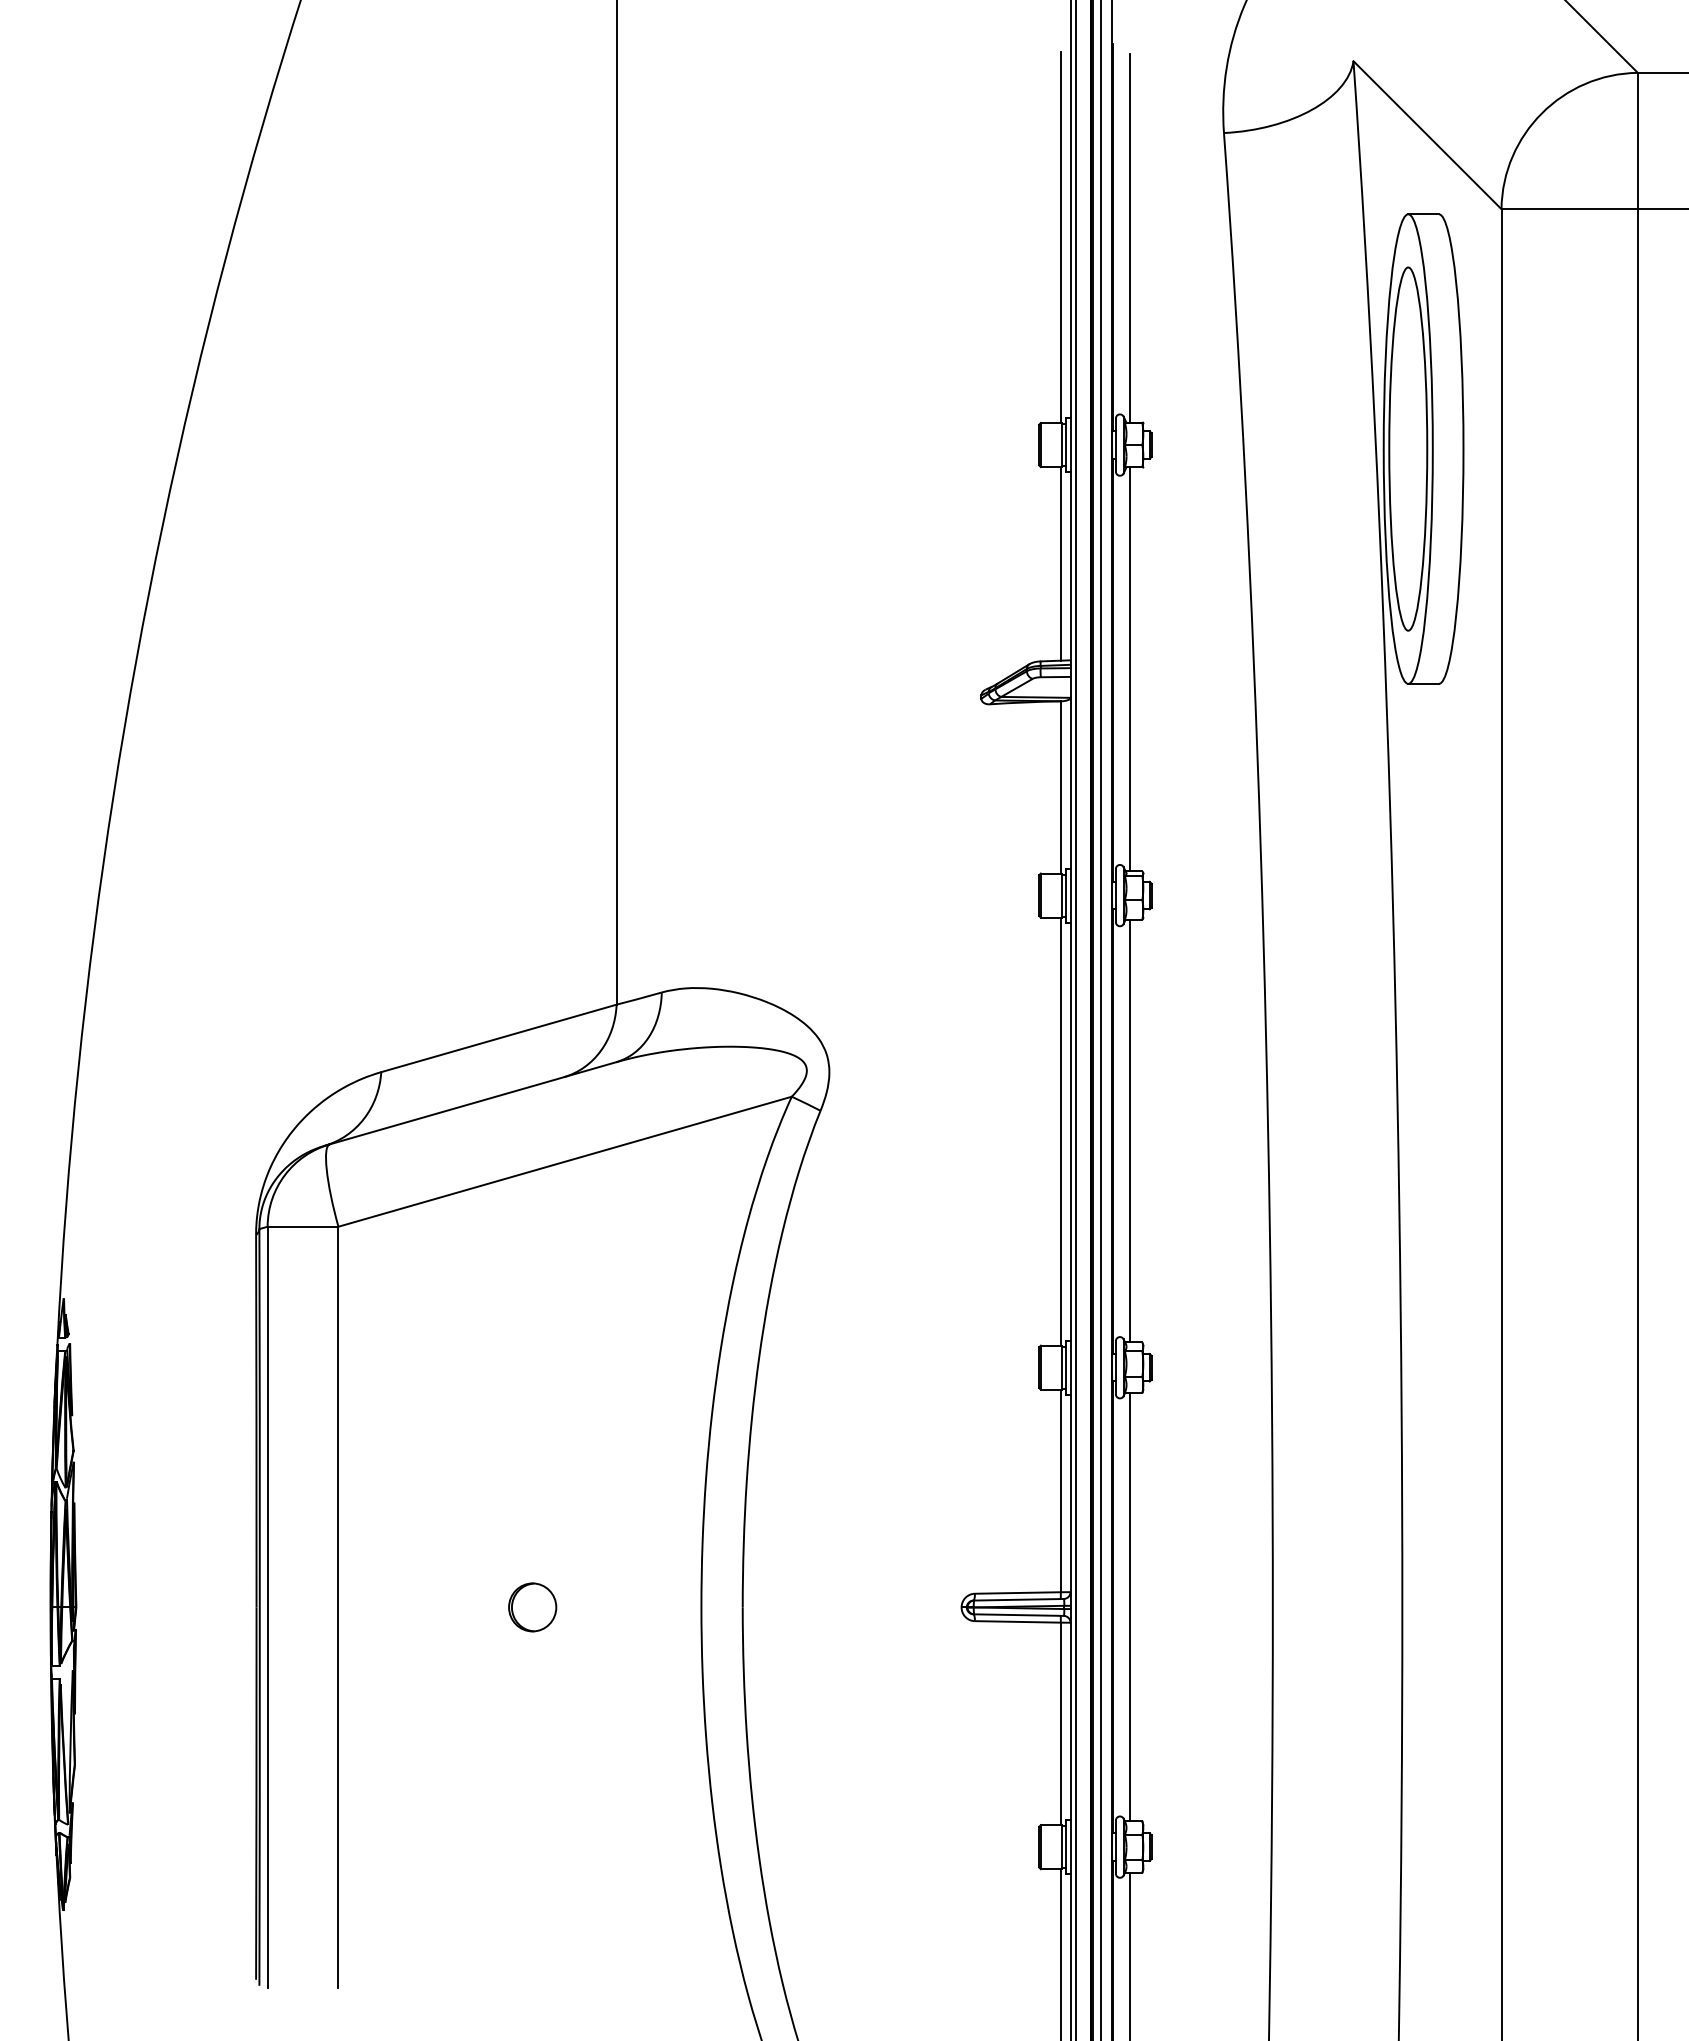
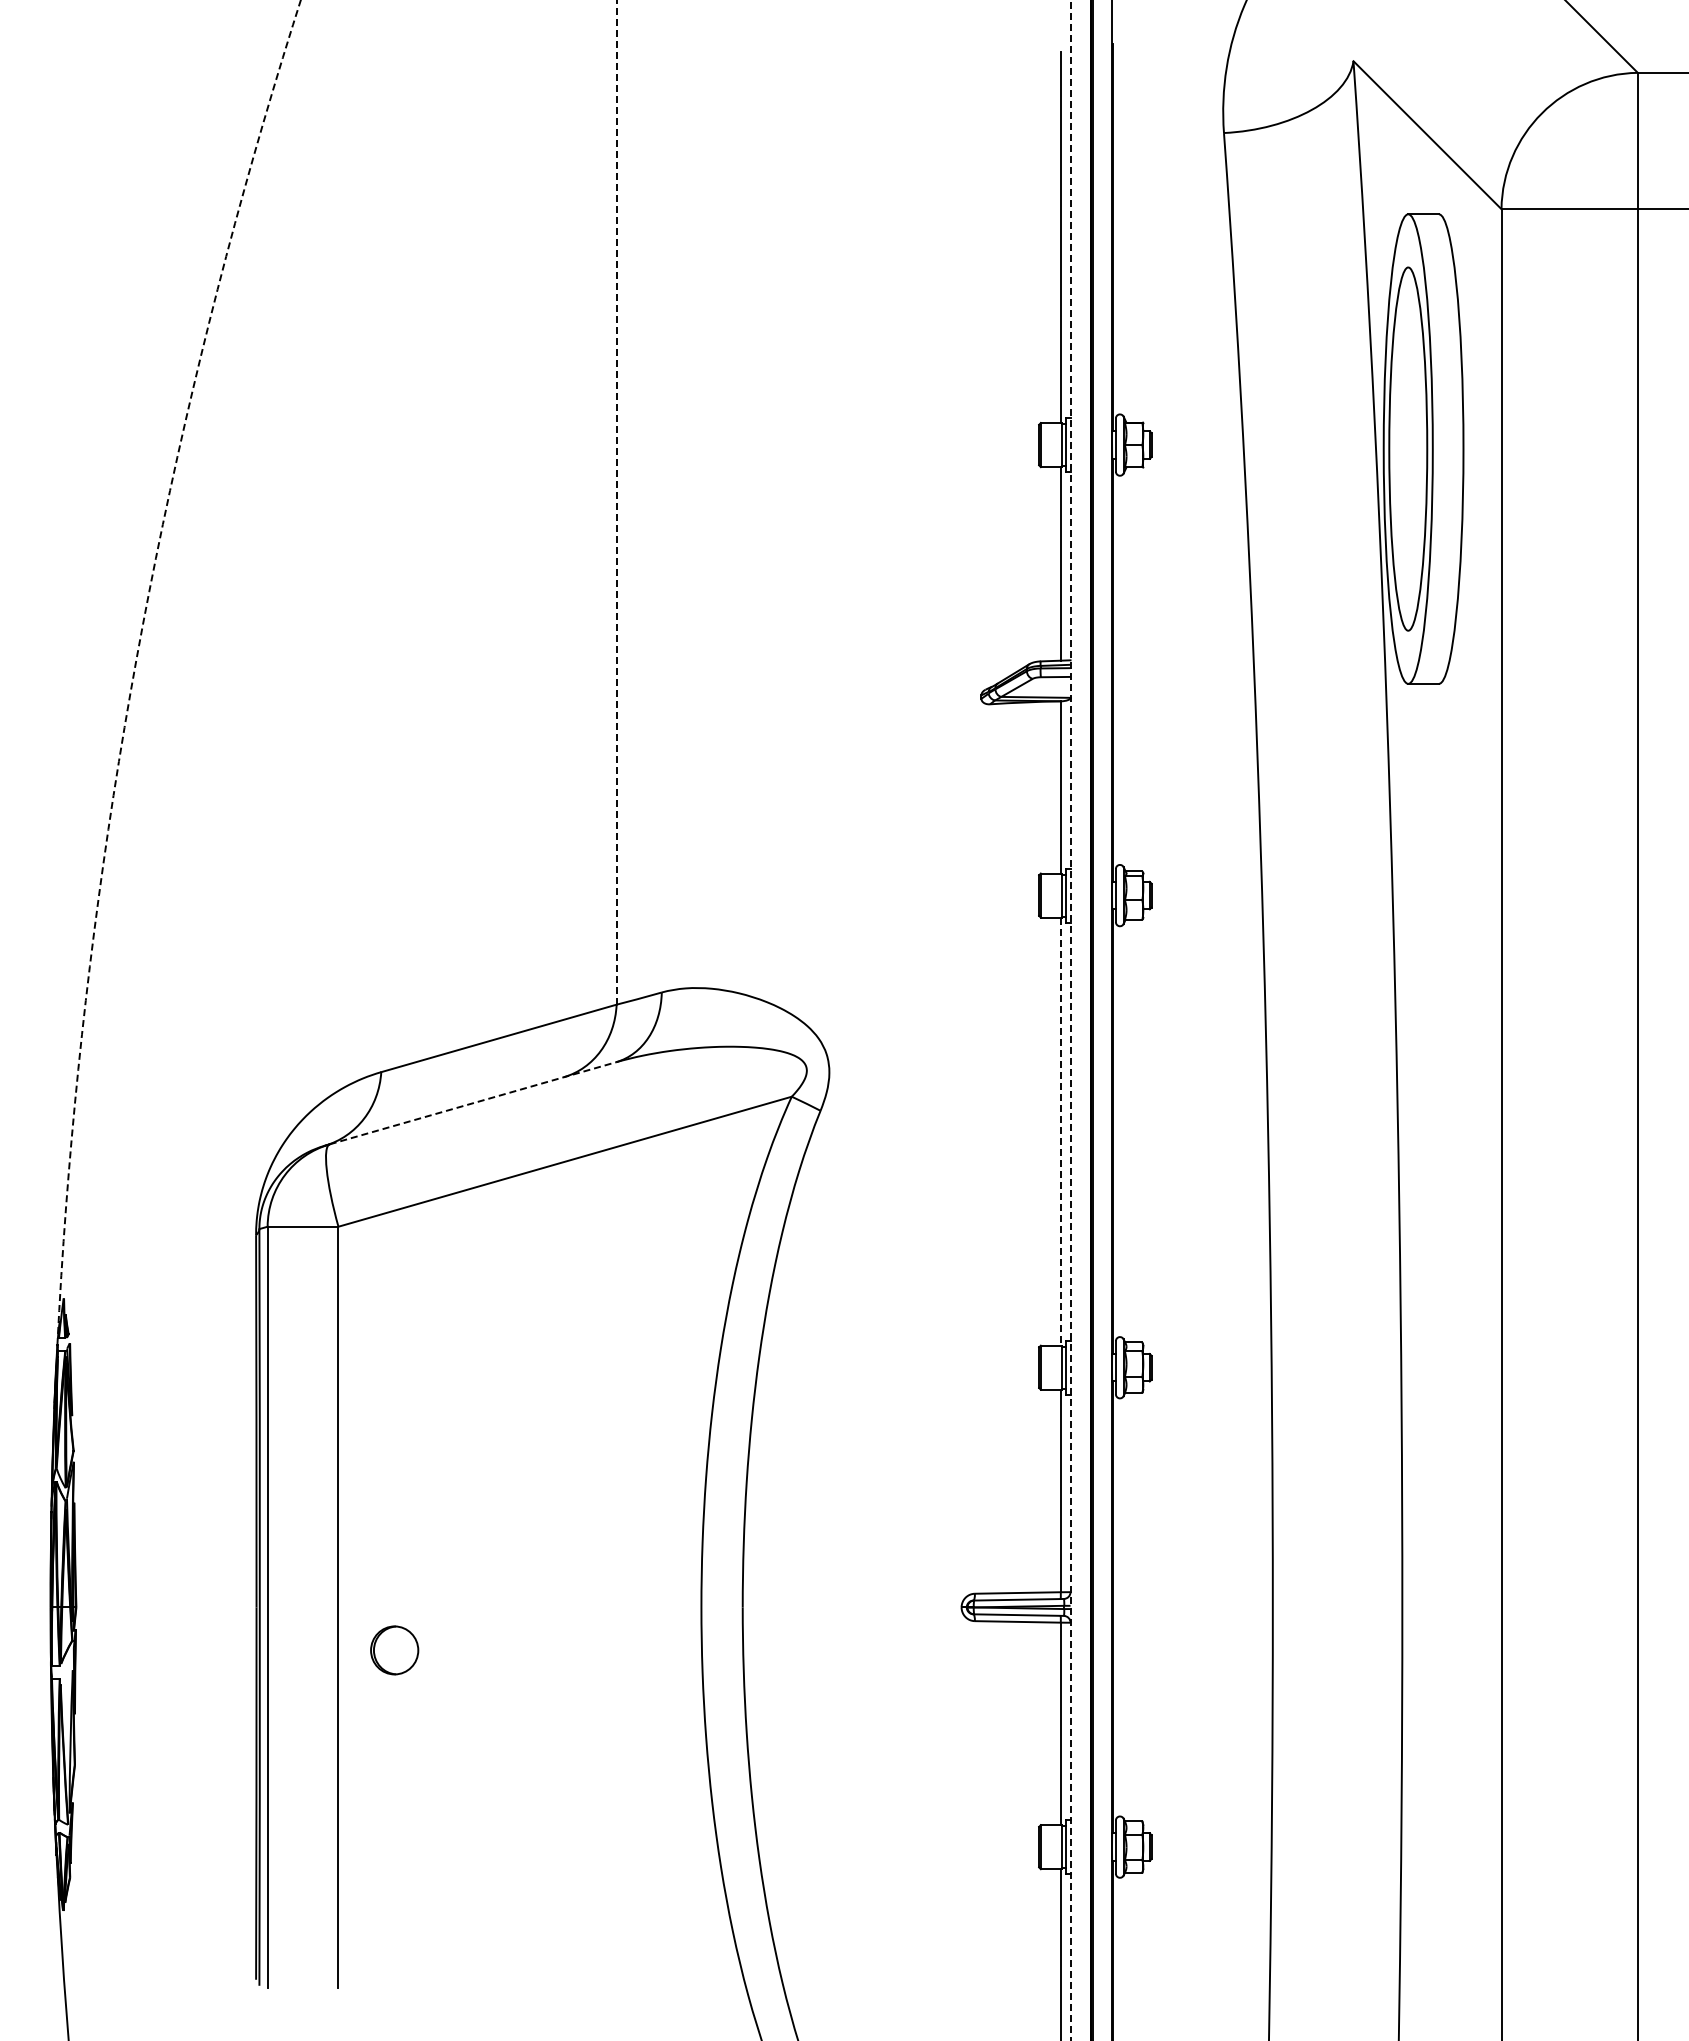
line: present -> none (1129, 237)
line: solid -> dashed (616, 501)
arc: solid -> dashed (135, 666)
line: present -> none (1129, 669)
line: present -> none (1075, 1019)
line: present -> none (1101, 1019)
line: solid -> dashed (1070, 1020)
line: solid -> dashed (472, 1103)
line: present -> none (1129, 1130)
line: solid -> dashed (1060, 1132)
part position: (532, 1607) -> (394, 1650) (394, 1650)
line: present -> none (1129, 1607)
line: present -> none (1129, 1954)
